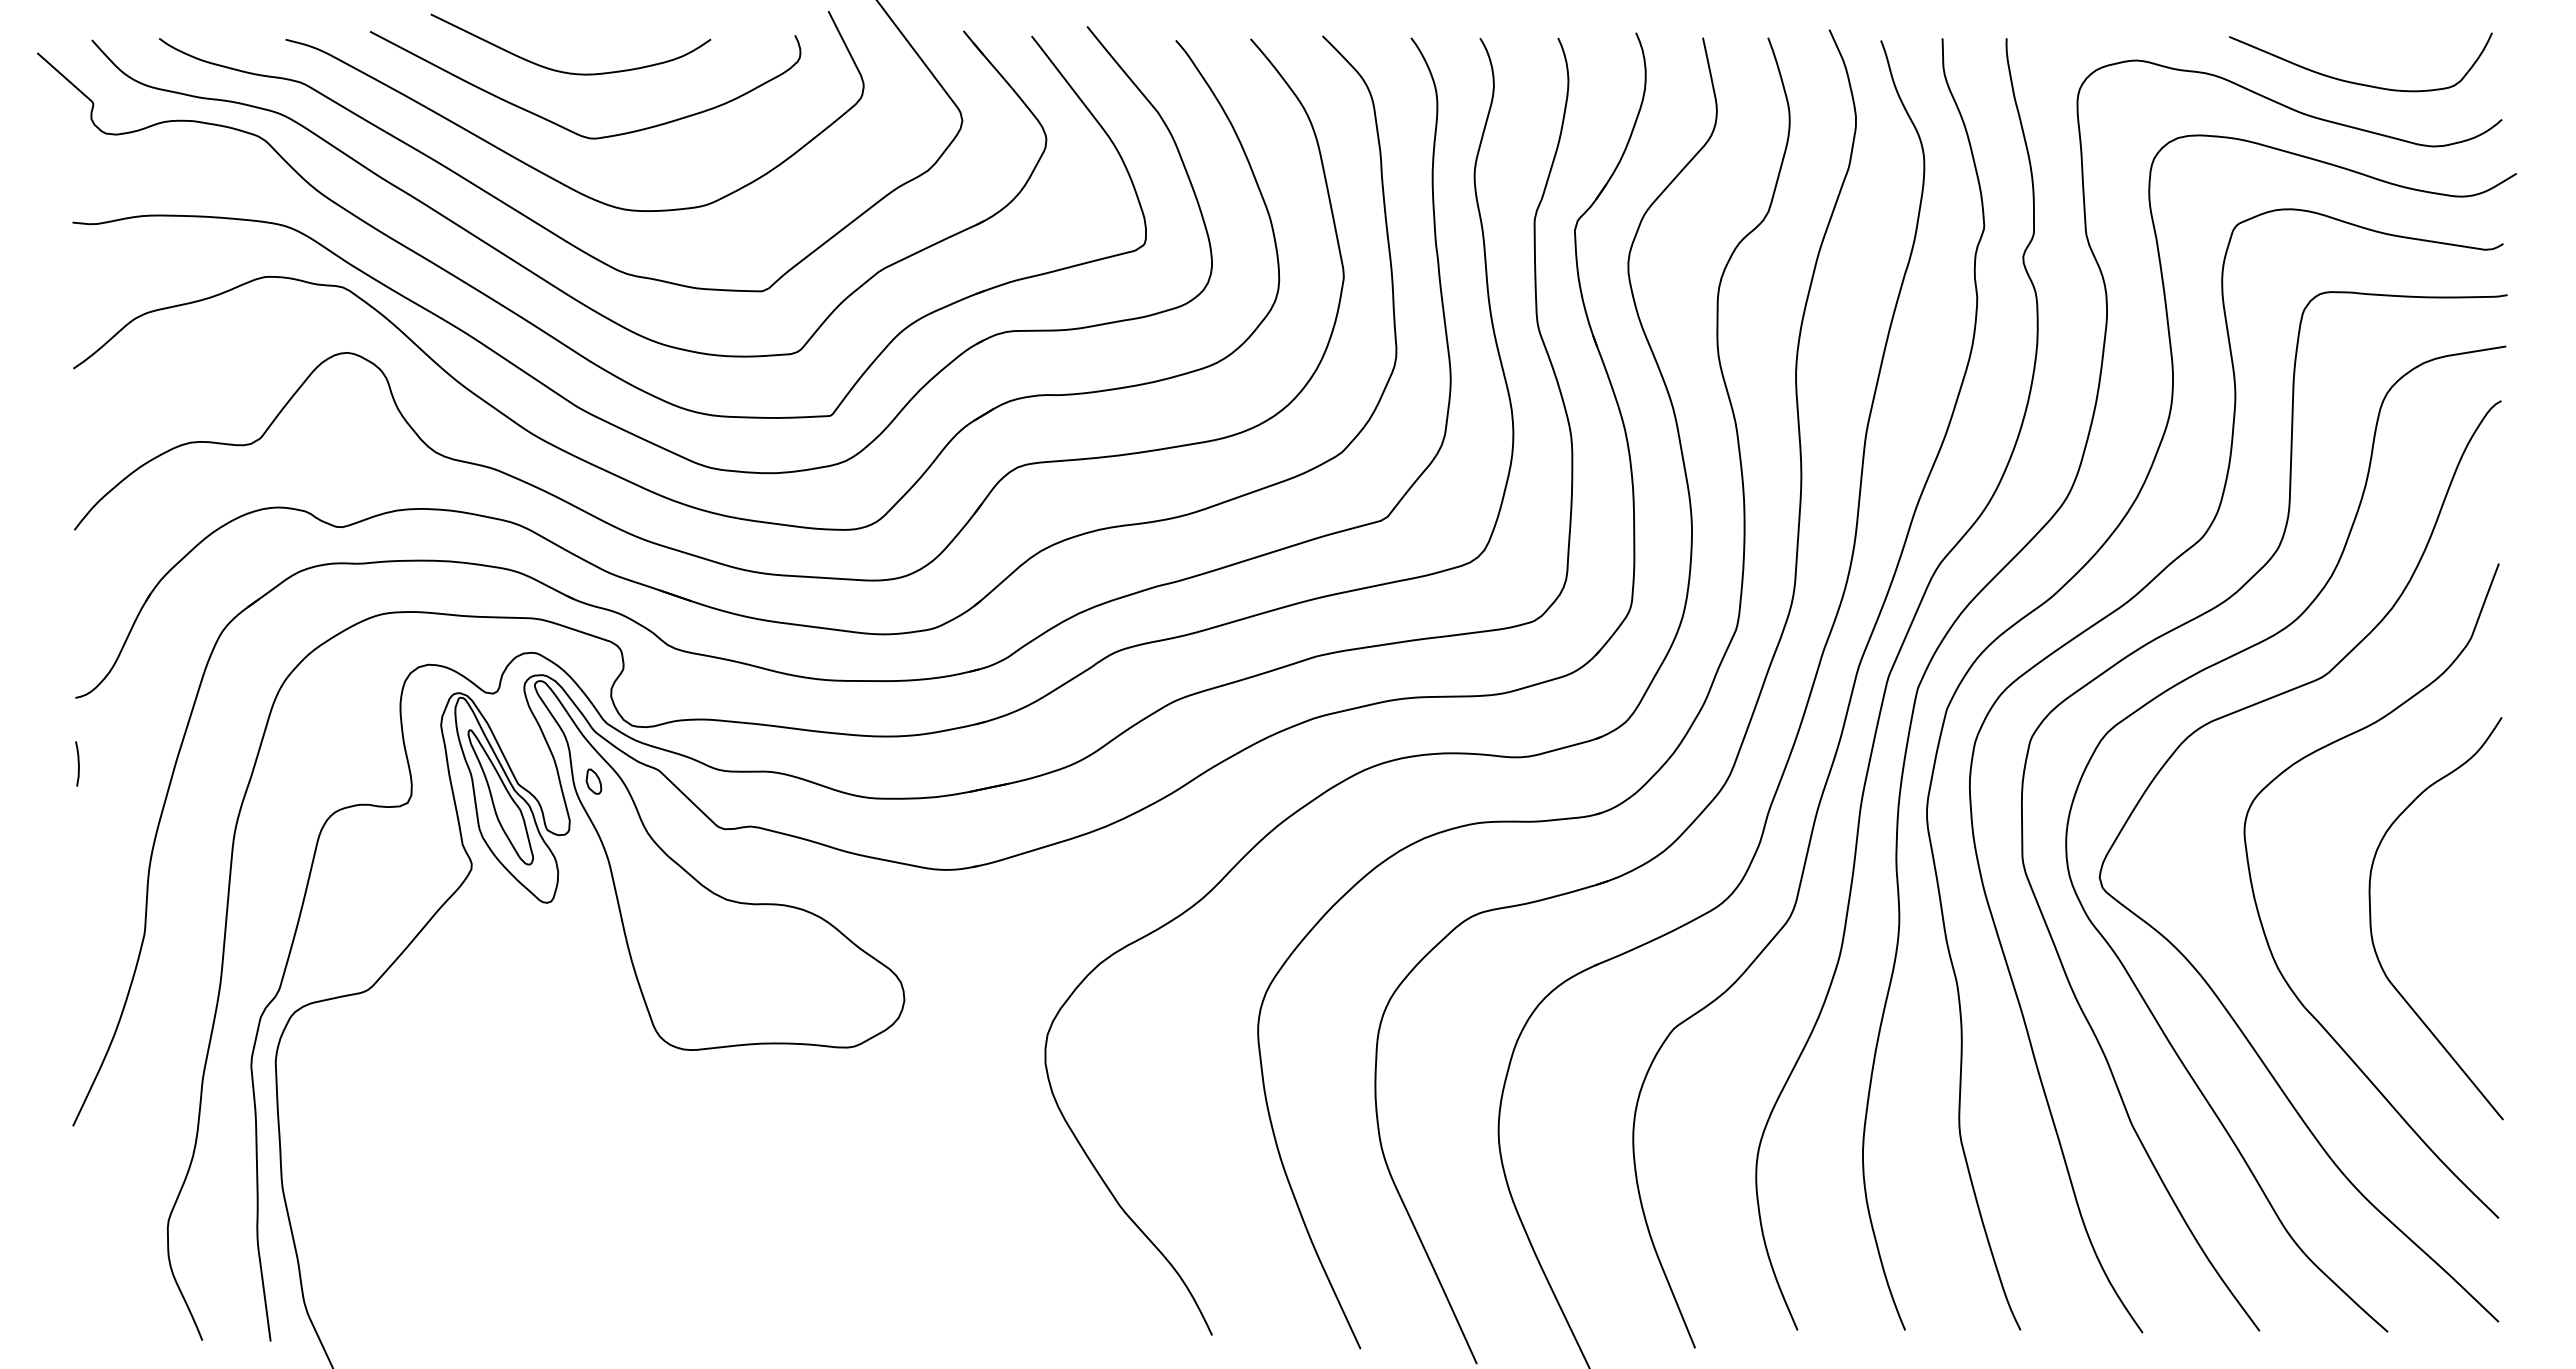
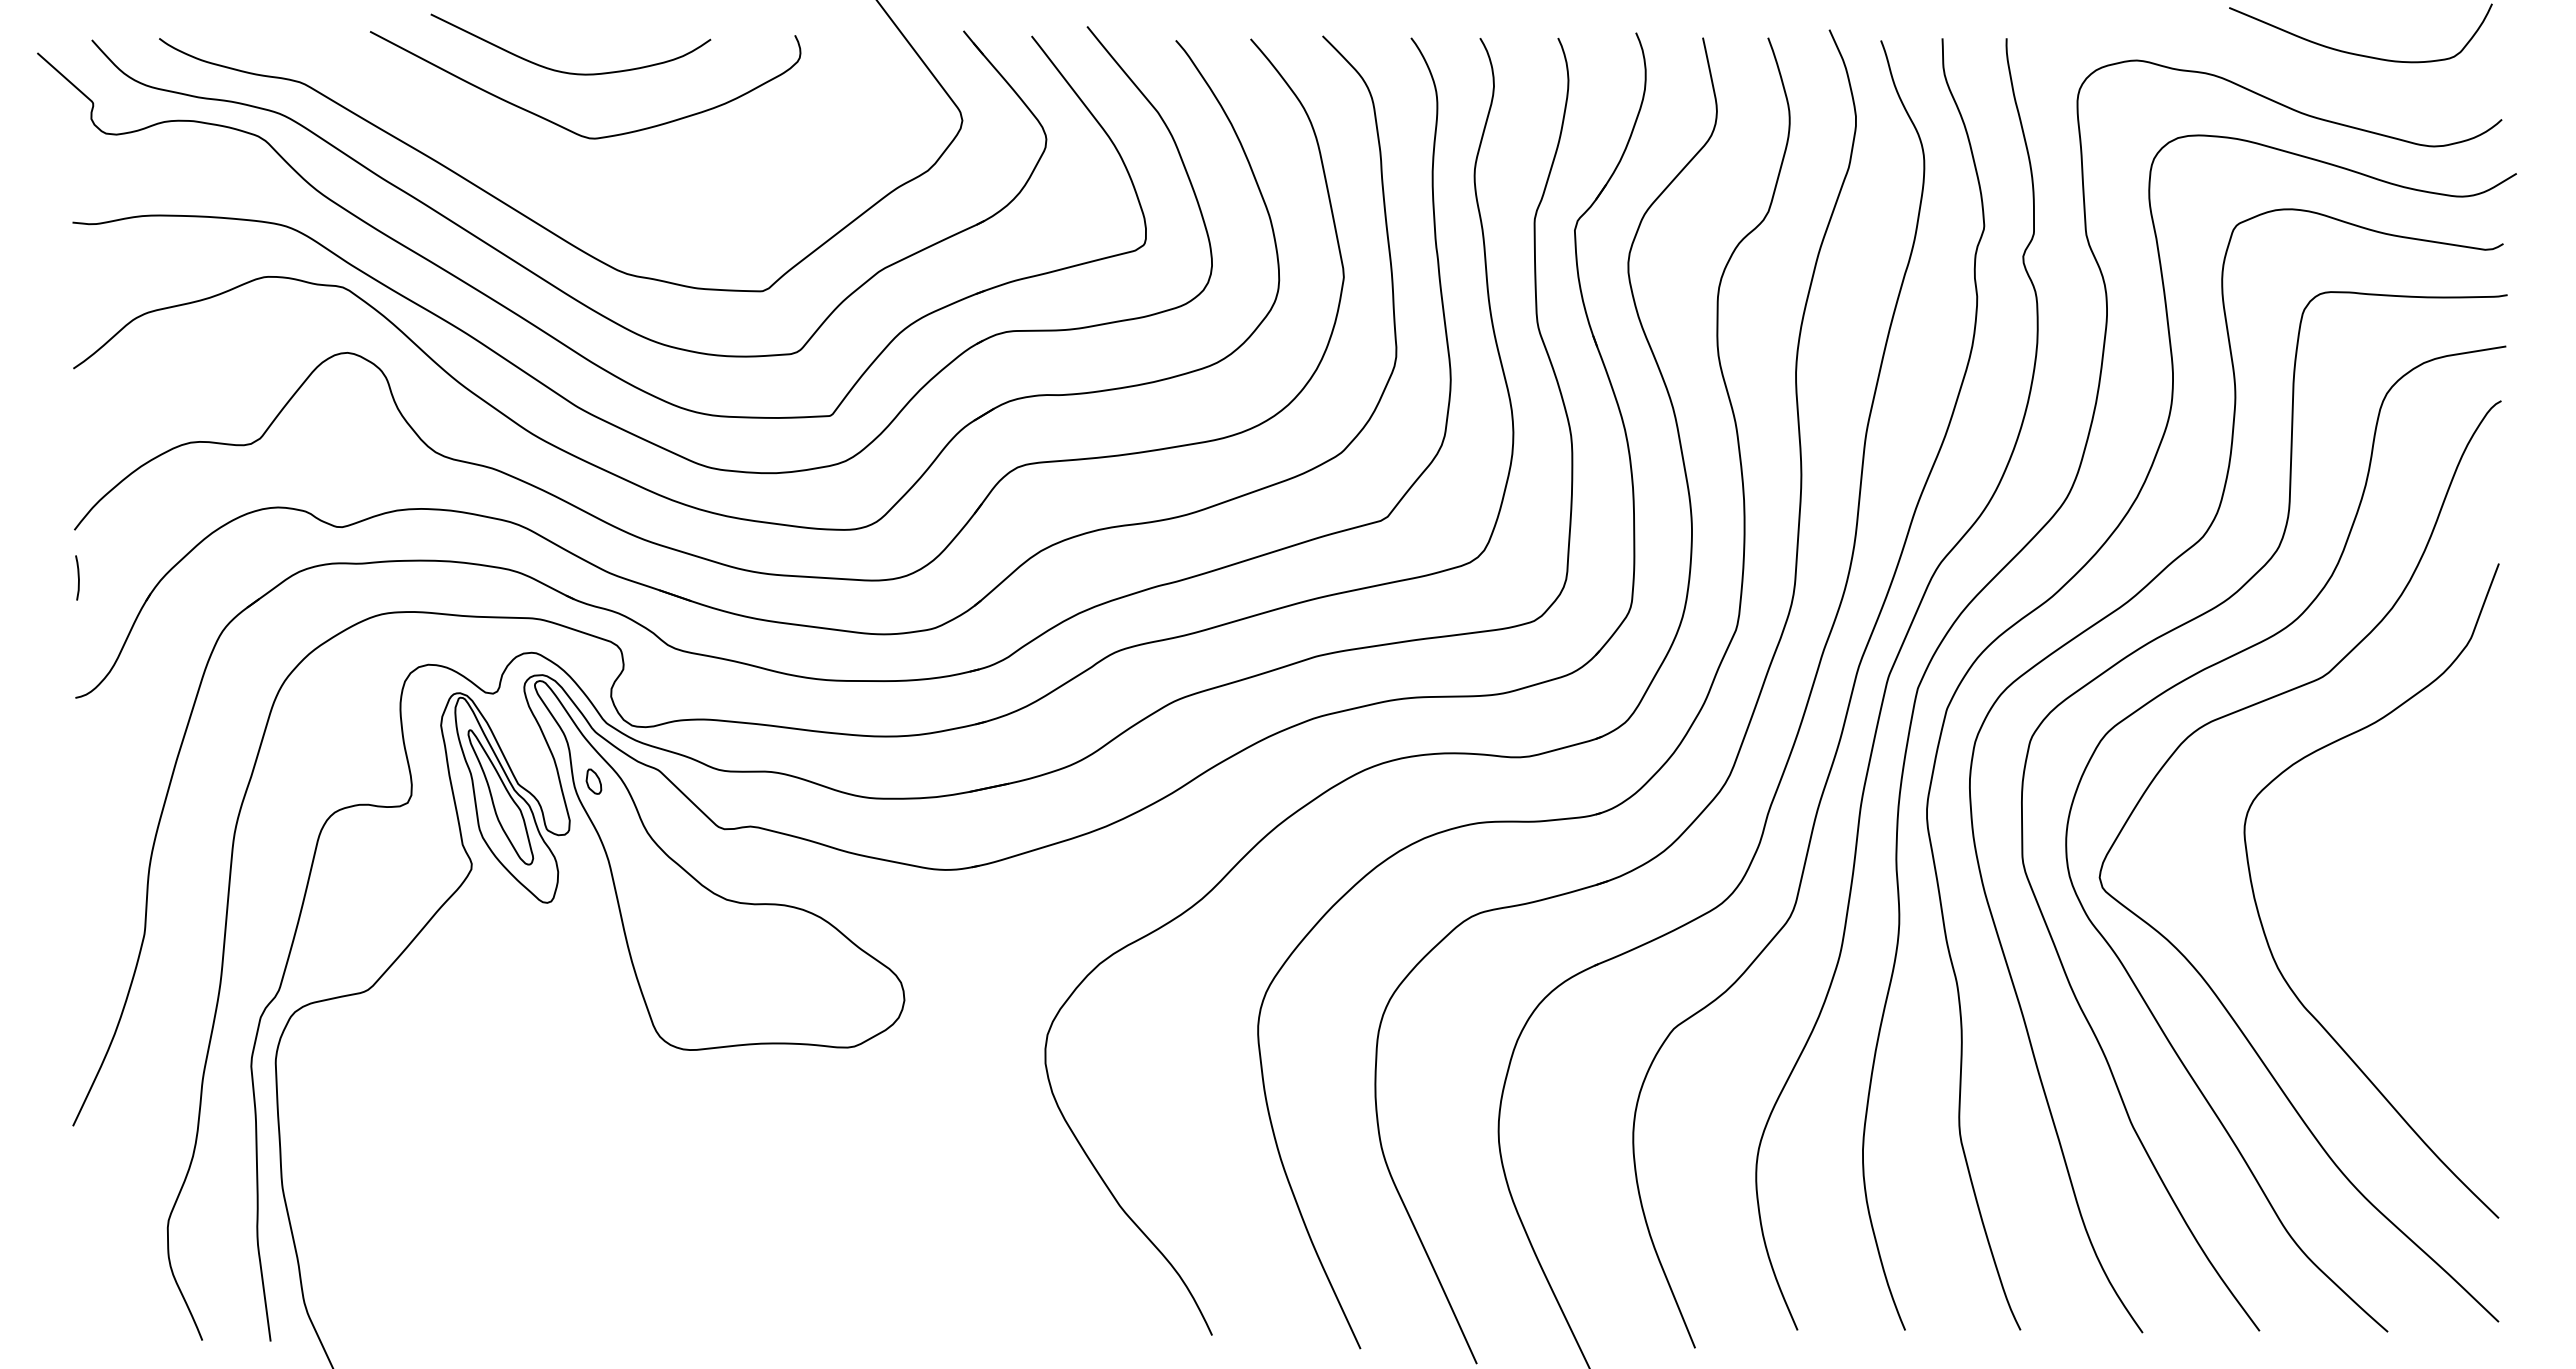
curve position: (2357, 82) -> (2357, 53) (2357, 53)
curve: present -> none (540, 170)
curve position: (77, 763) -> (77, 577) (77, 577)
curve: present -> none (2371, 918)
